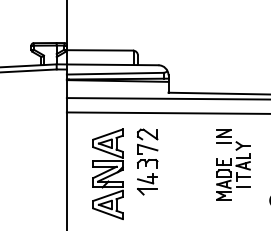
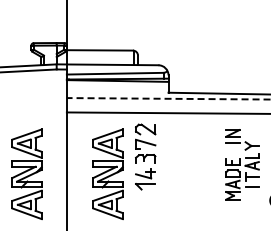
line: solid -> dashed (168, 98)
part position: (147, 161) -> (145, 156) (145, 156)
part position: (233, 164) -> (242, 164) (242, 164)
part: none -> present (26, 174)
